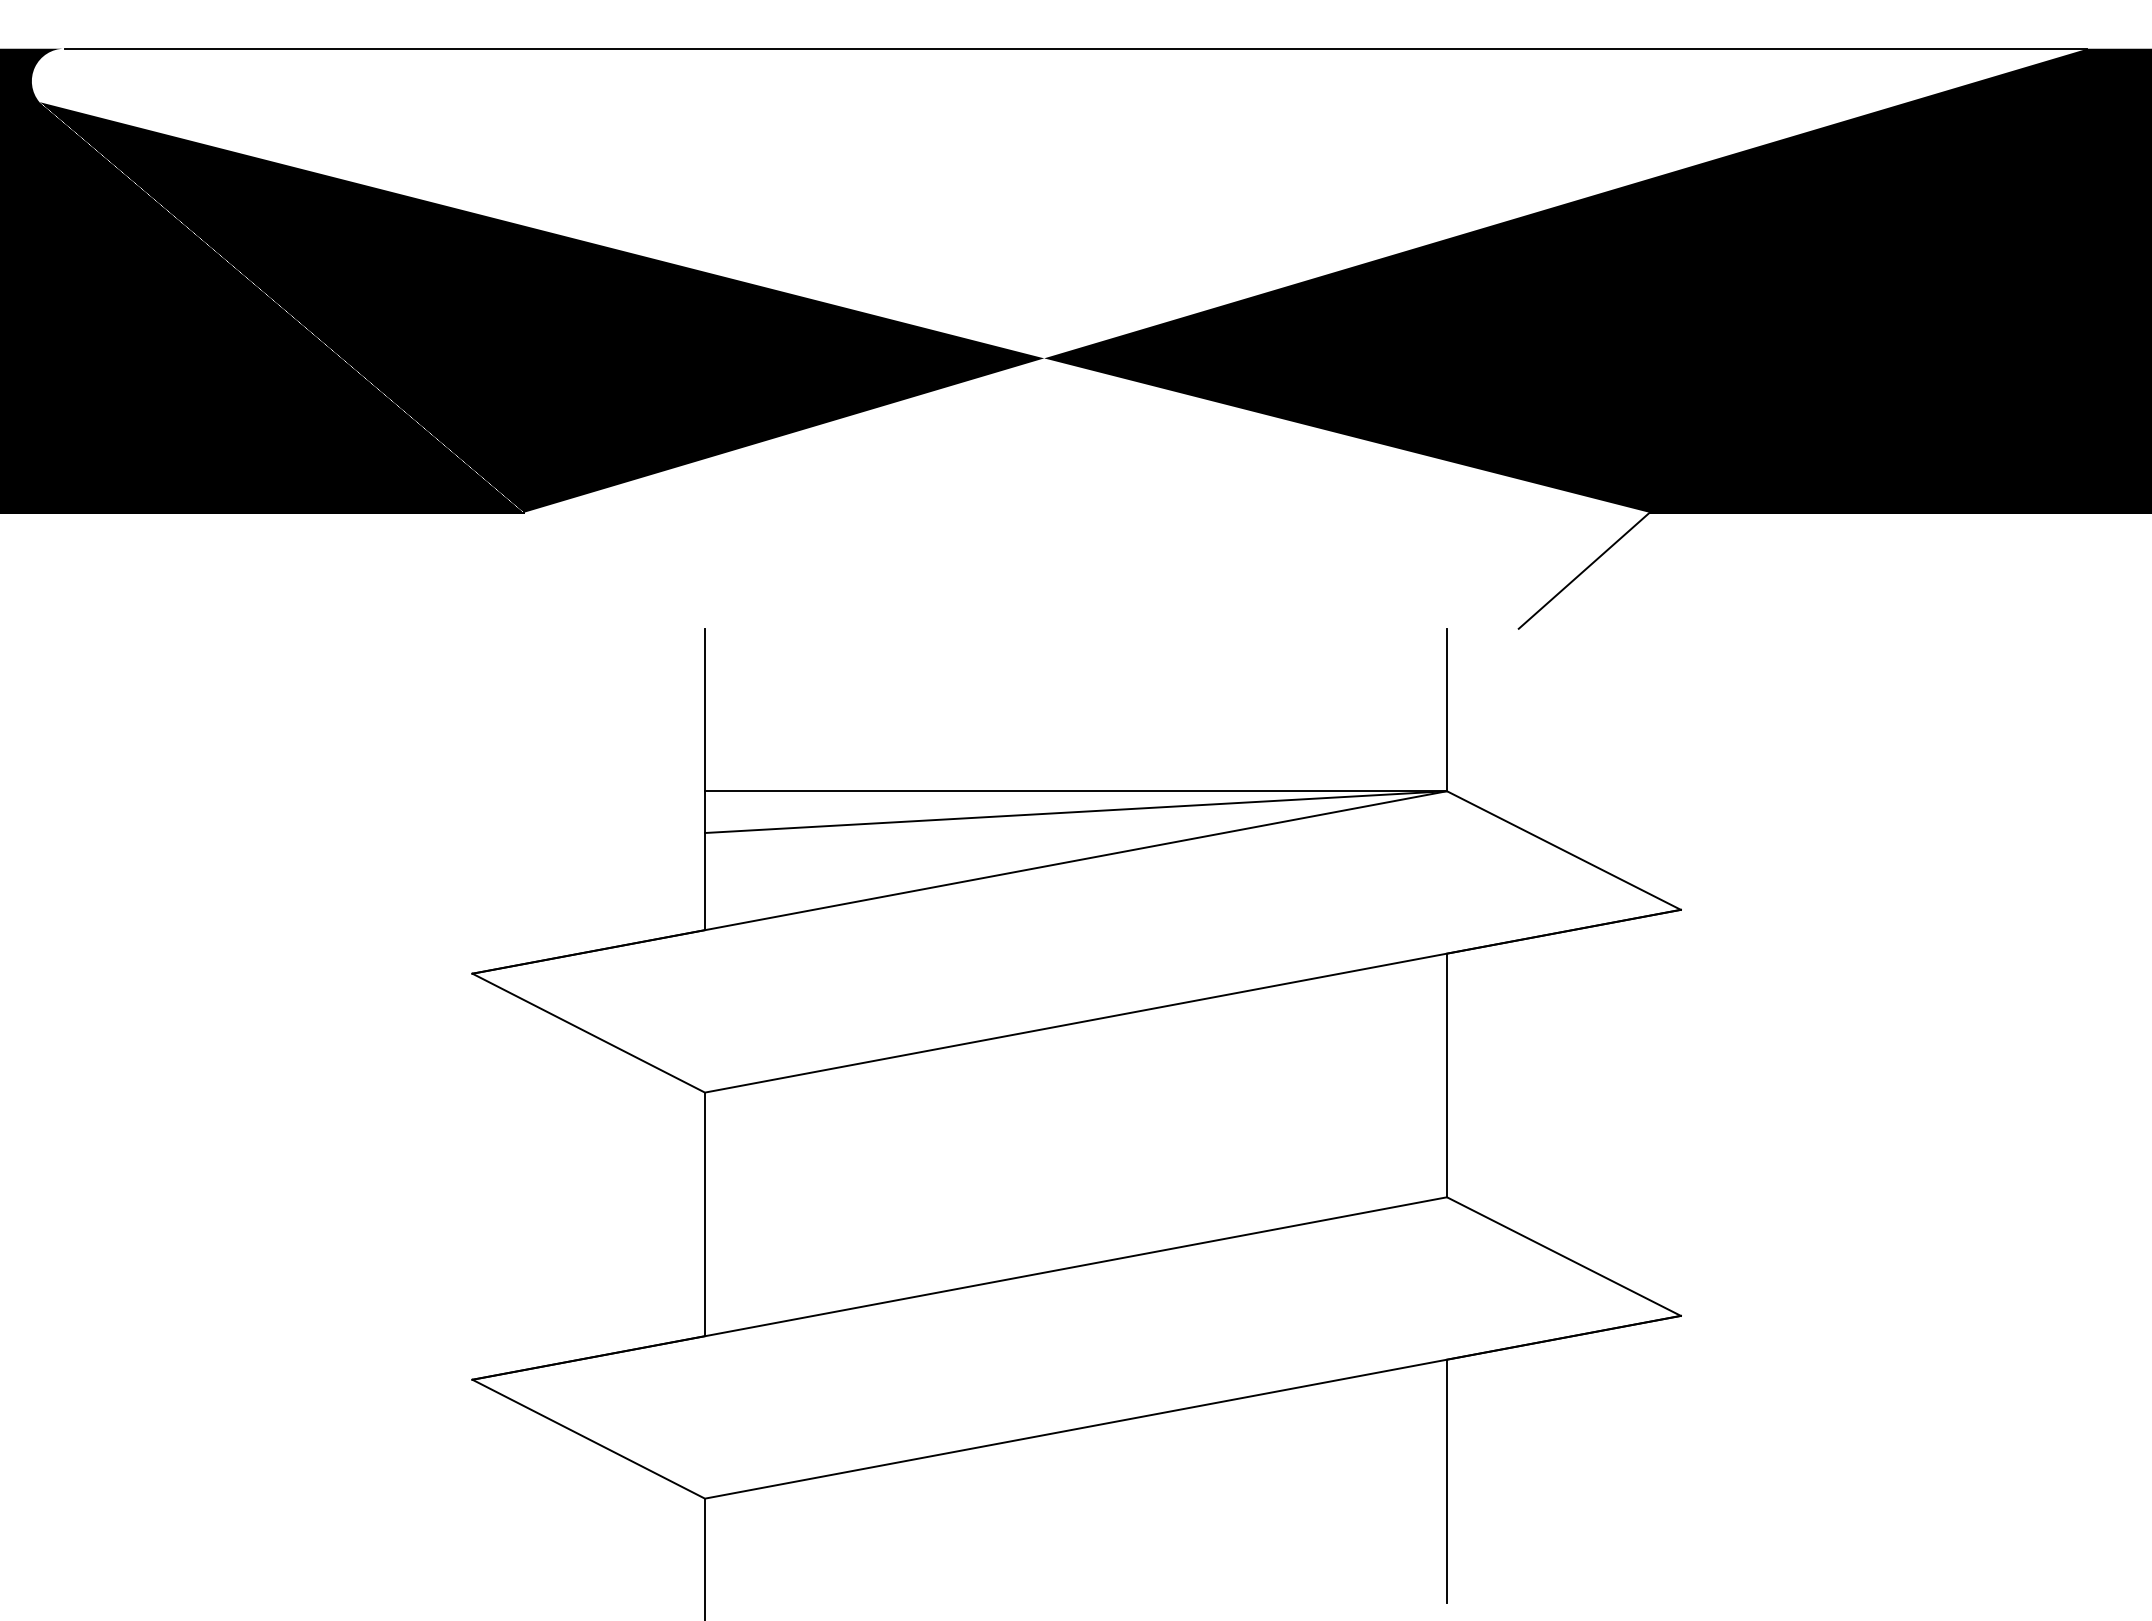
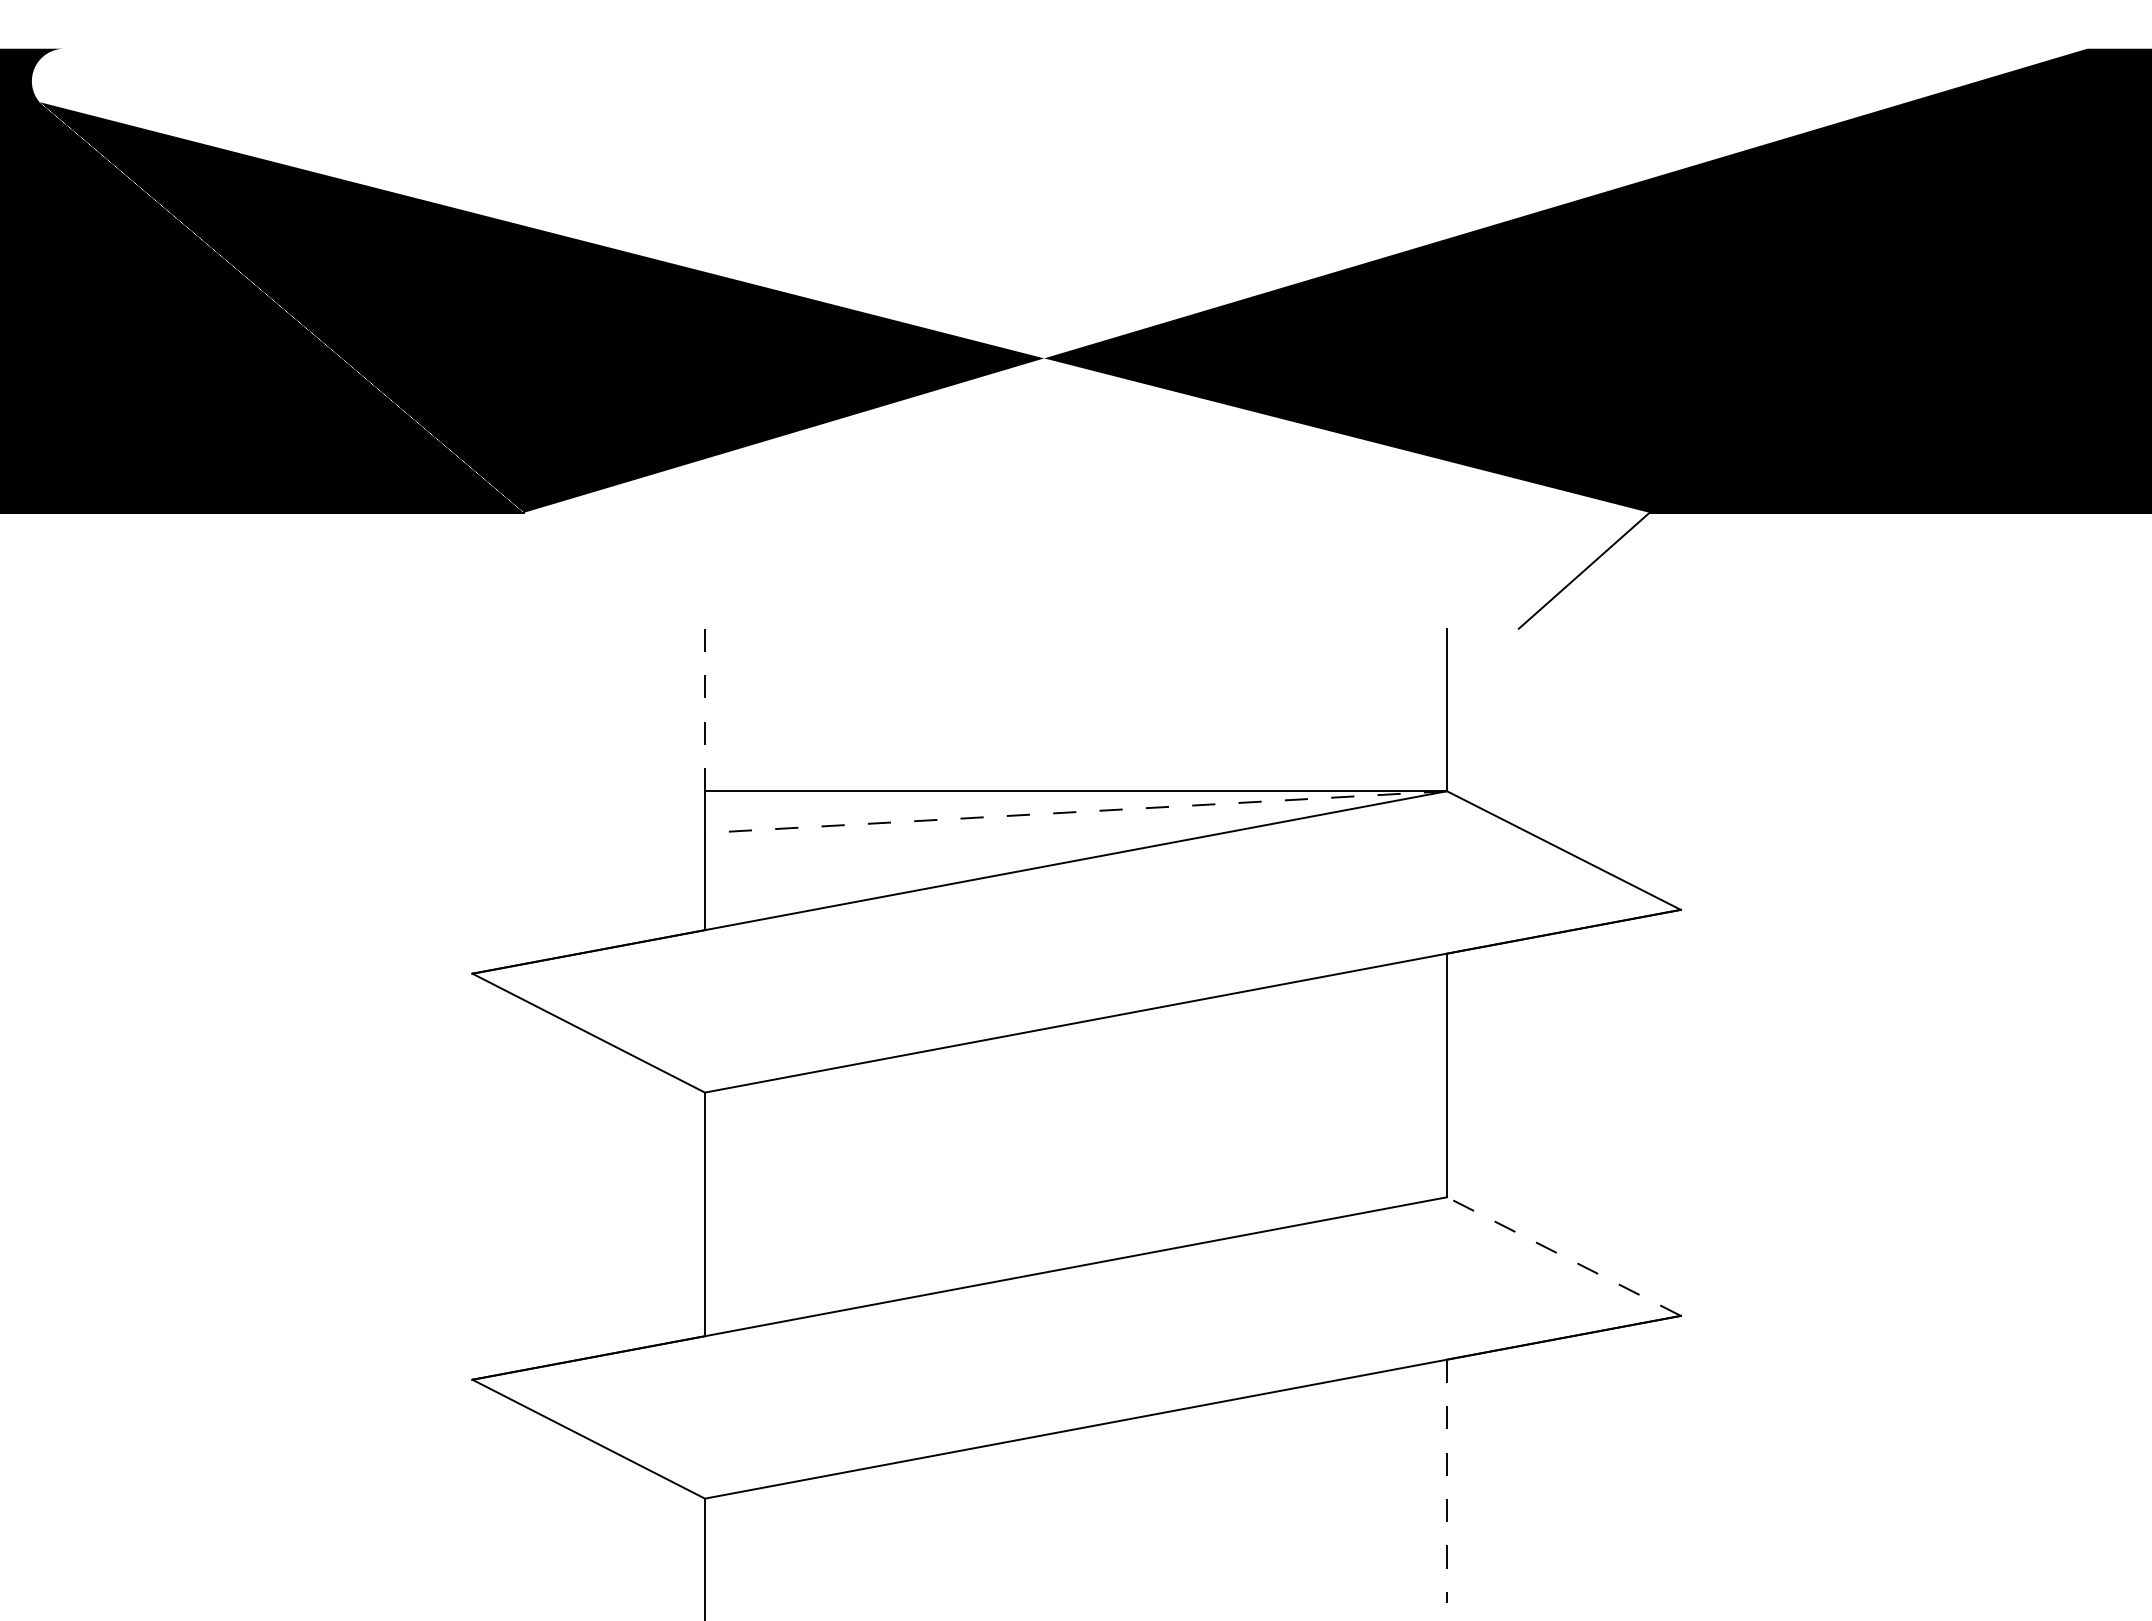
line: present -> none (1075, 48)
line: solid -> dashed (704, 709)
line: solid -> dashed (1076, 812)
line: solid -> dashed (1563, 1256)
line: solid -> dashed (1447, 1481)
